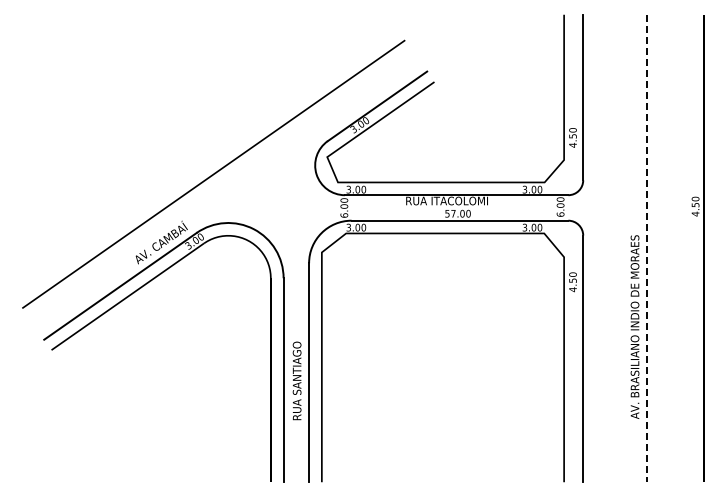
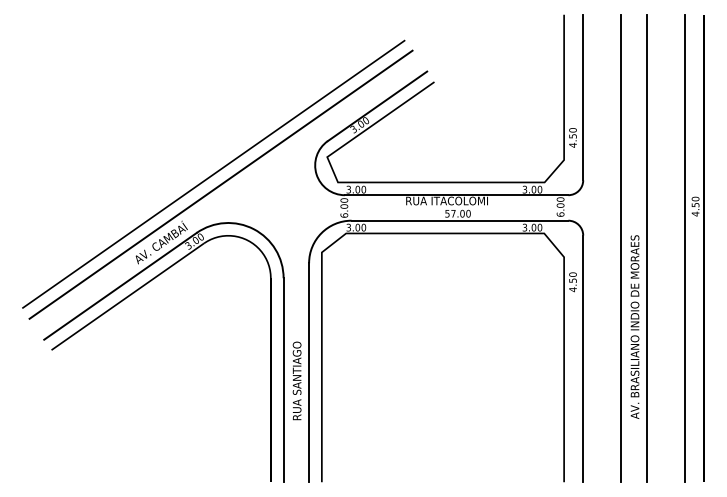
line: none -> present (220, 184)
line: none -> present (621, 248)
line: dashed -> solid (646, 248)
line: none -> present (685, 248)
